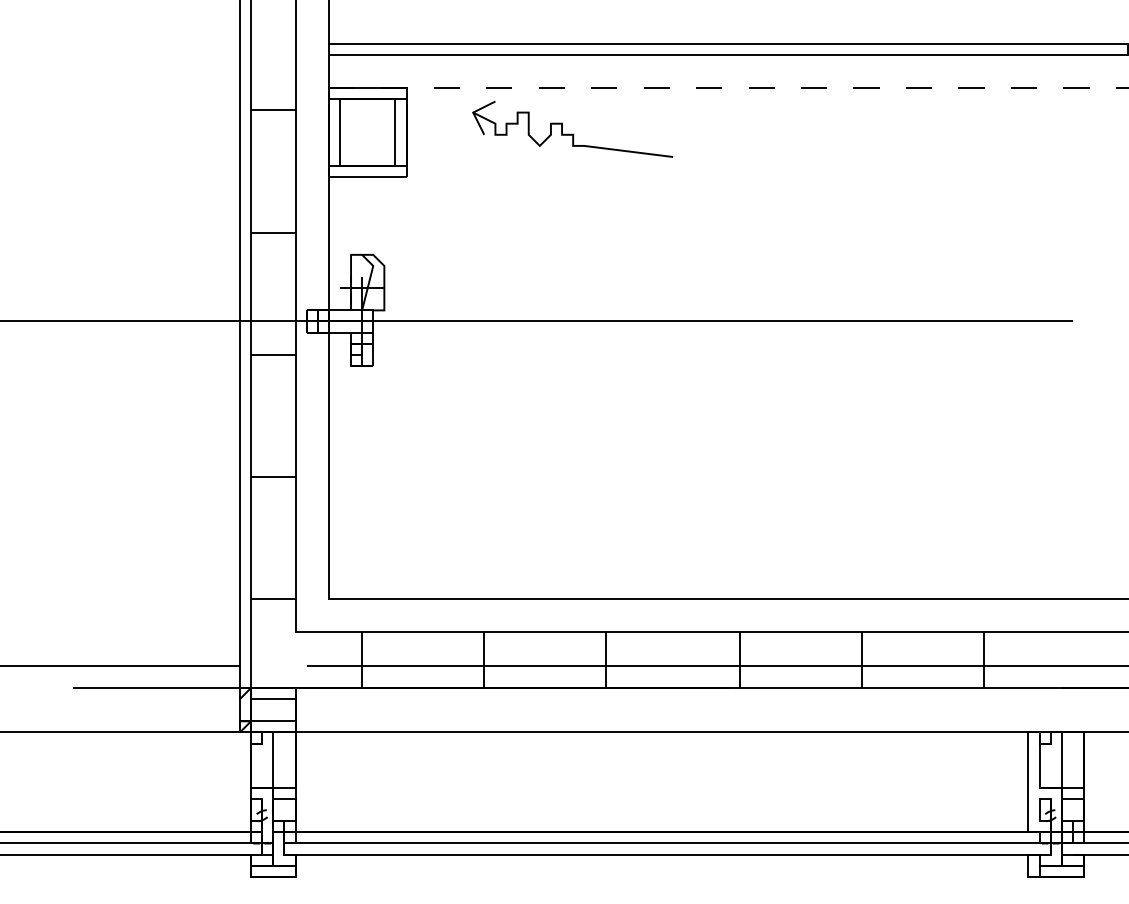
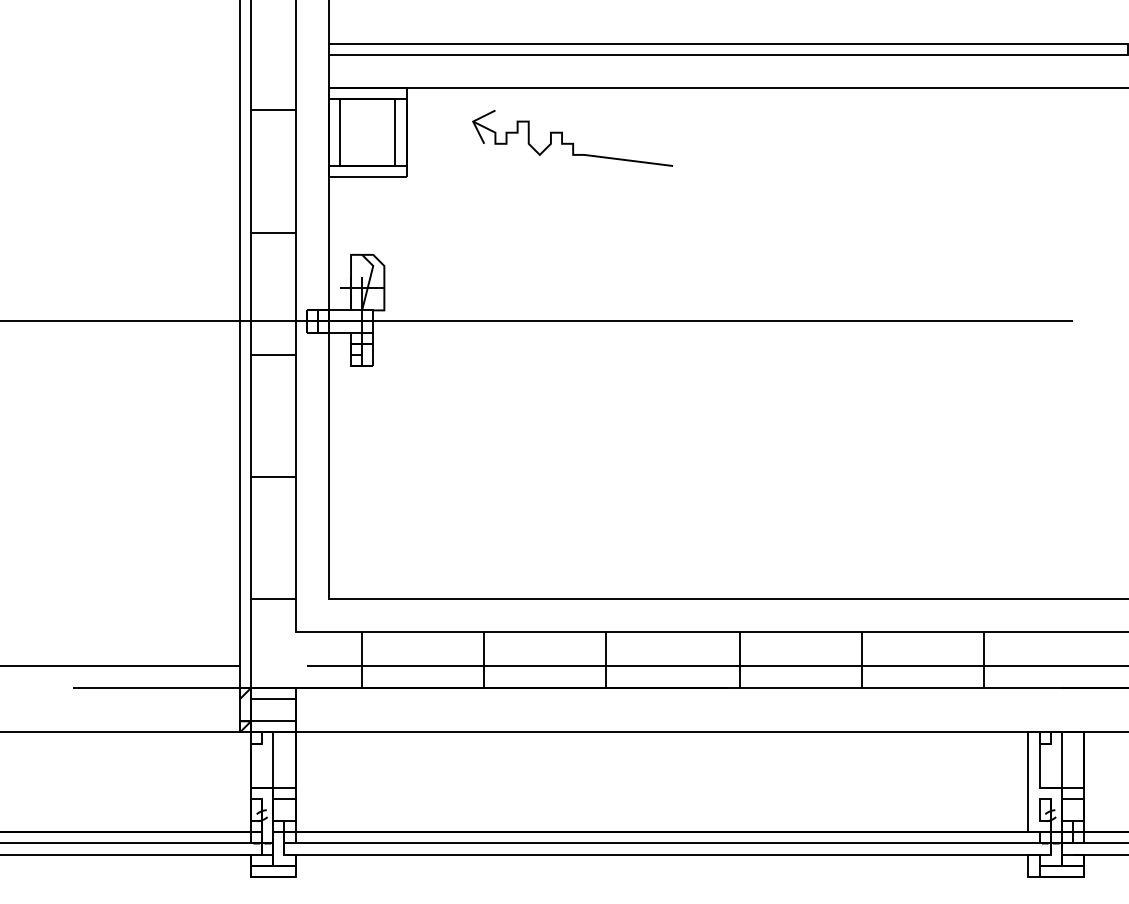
line: dashed -> solid (728, 88)
part position: (572, 128) -> (572, 137) (572, 137)
